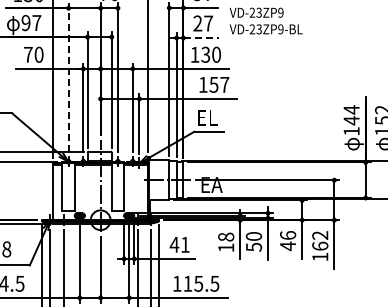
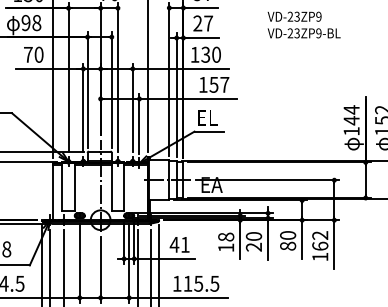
text position: (265, 20) -> (303, 24) (303, 24)
text: 97 -> 98 (36, 23)
line: dashed -> solid (202, 38)
line: dashed -> solid (68, 76)
text: 46 -> 80 (288, 241)
text: 50 -> 20 (253, 246)
